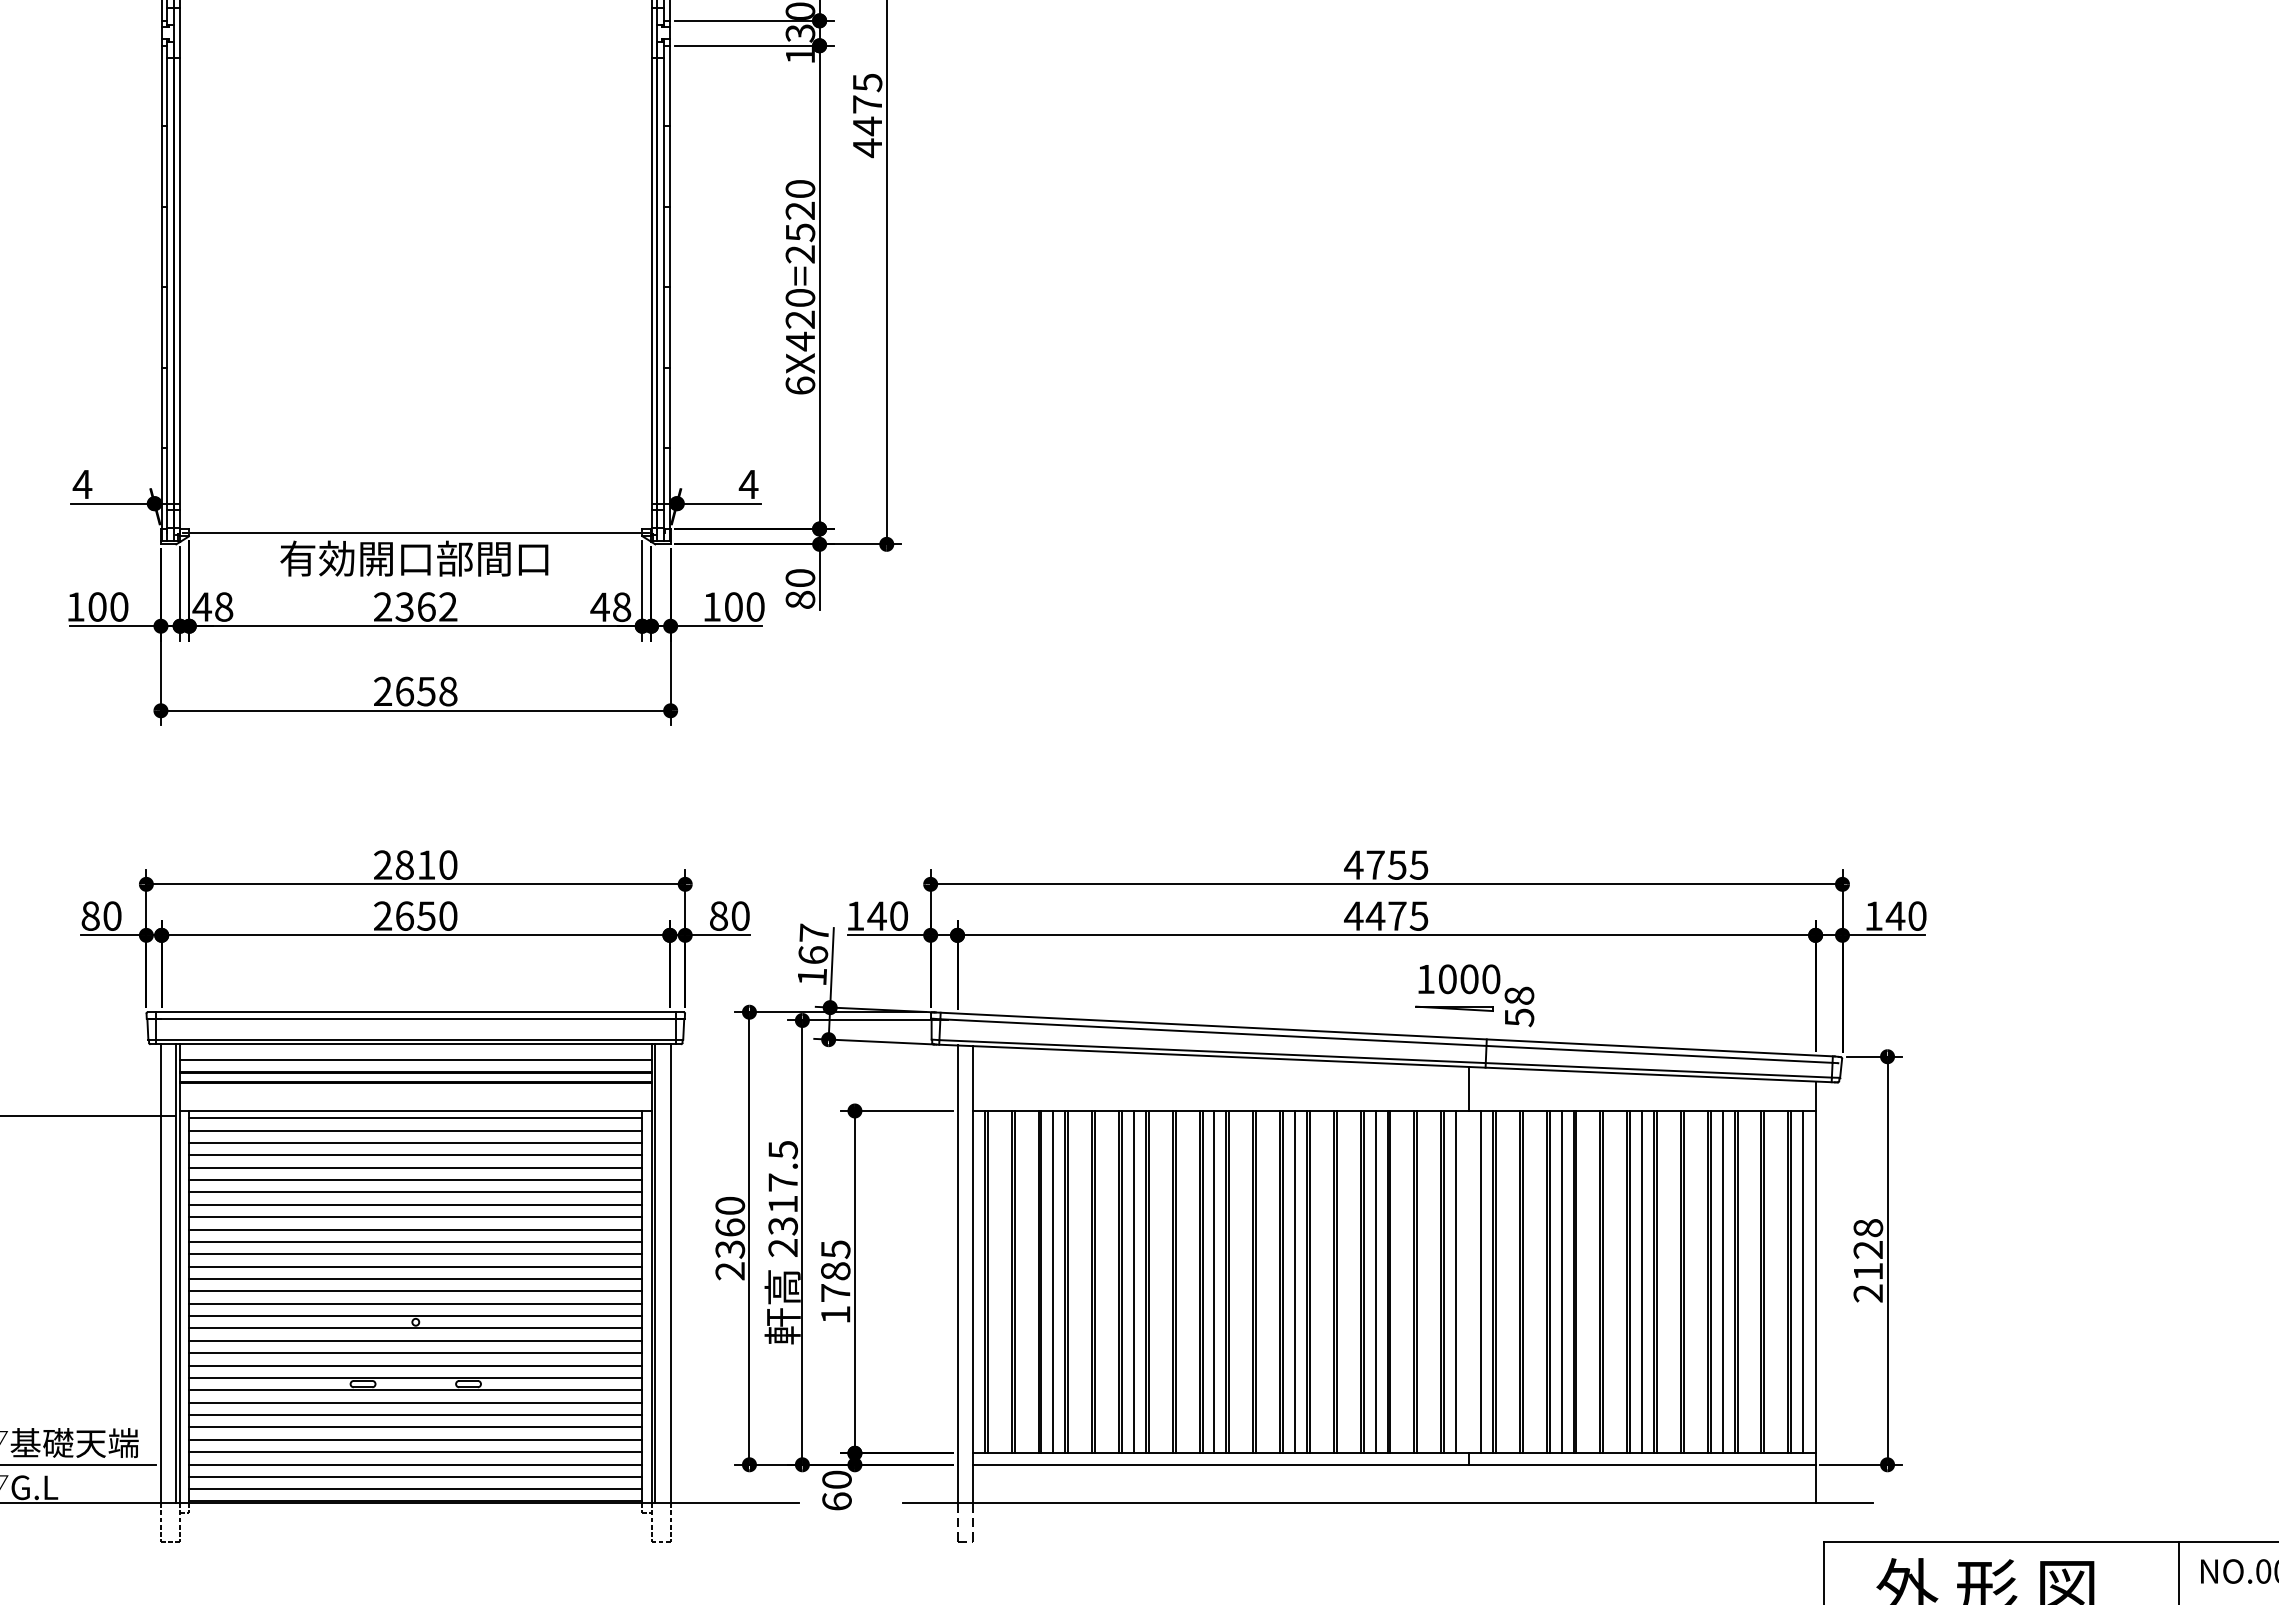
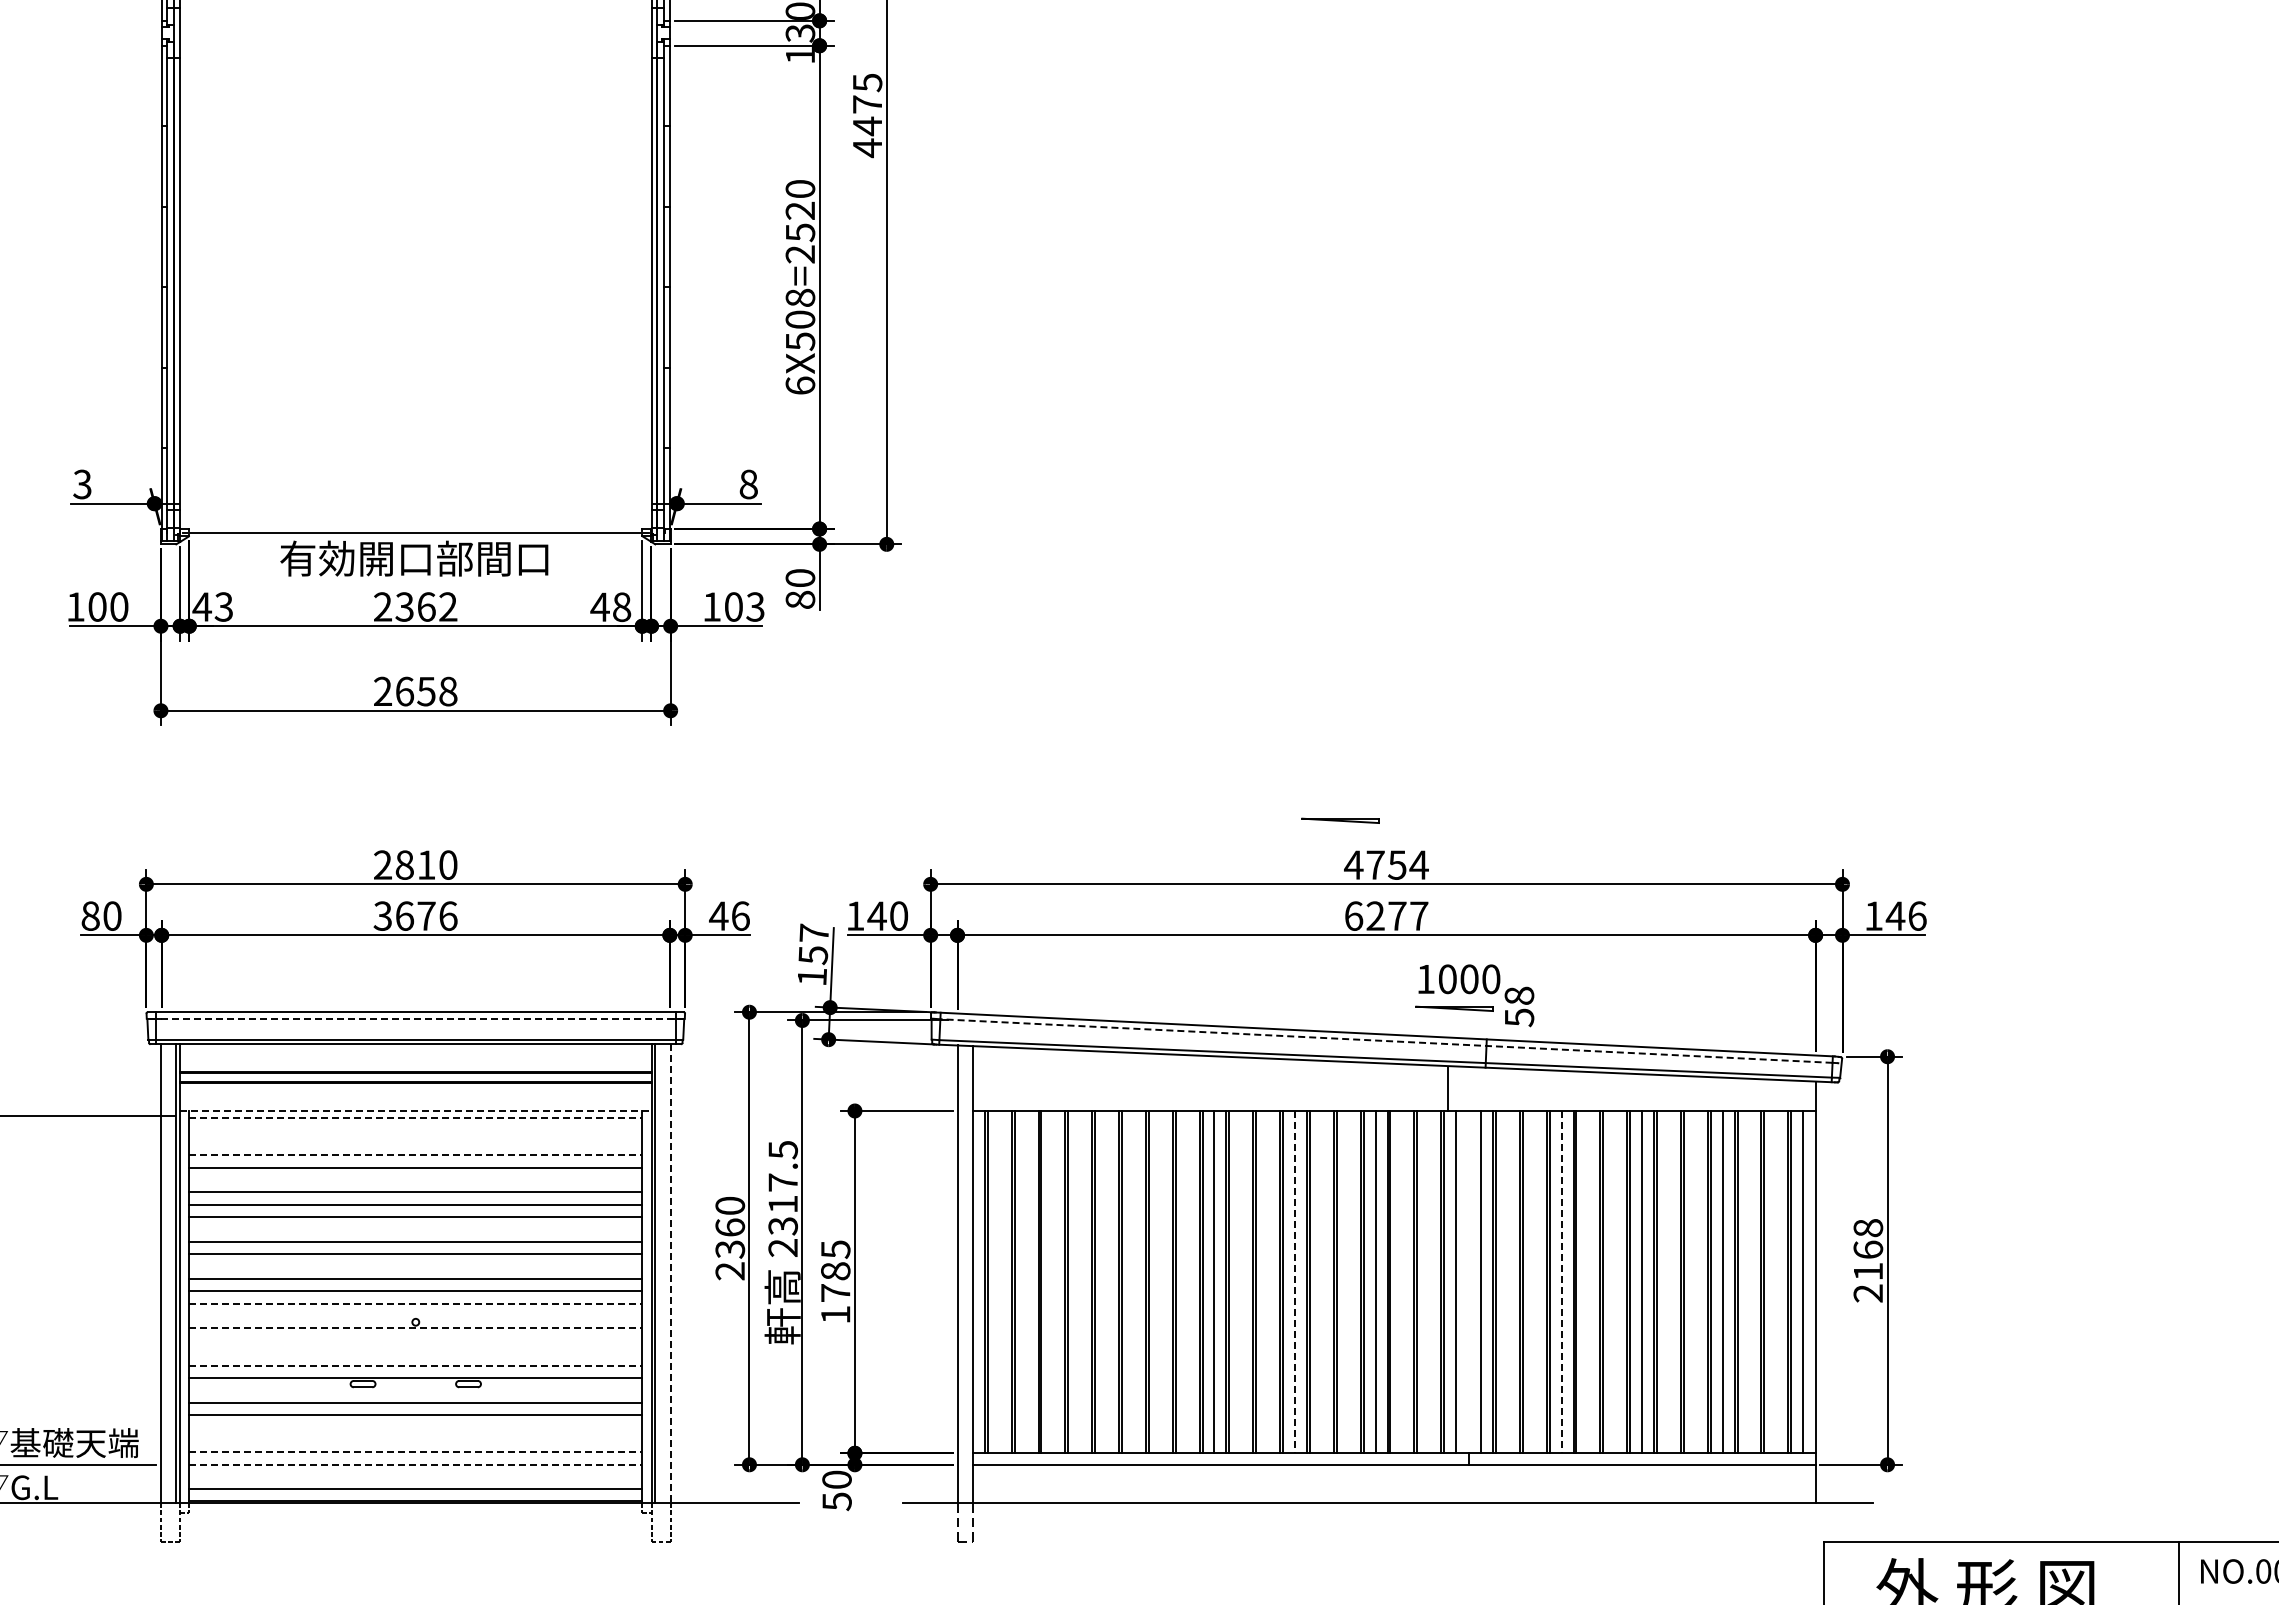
text: 6X420=2520 -> 6X508=2520 (800, 319)
text: 4 -> 3 (82, 484)
text: 4 -> 8 (748, 484)
text: 48 -> 43 (223, 606)
text: 100 -> 103 (755, 606)
part: none -> present (1340, 820)
text: 4755 -> 4754 (1418, 864)
text: 2650 -> 3676 (415, 915)
text: 80 -> 46 (729, 915)
text: 4475 -> 6277 (1386, 915)
text: 140 -> 146 (1917, 915)
text: 167 -> 157 (813, 955)
line: solid -> dashed (415, 1018)
line: solid -> dashed (1386, 1041)
line: present -> none (415, 1059)
line position: (1468, 1088) -> (1447, 1088) (1447, 1088)
line: solid -> dashed (415, 1111)
line: solid -> dashed (416, 1118)
line: present -> none (415, 1130)
line: present -> none (415, 1142)
line: solid -> dashed (416, 1155)
line: present -> none (415, 1180)
line: present -> none (415, 1229)
text: 2128 -> 2168 (1868, 1249)
line: present -> none (415, 1266)
line: solid -> dashed (670, 1274)
line: present -> none (1053, 1282)
line: present -> none (1133, 1282)
line: solid -> dashed (1295, 1282)
line: solid -> dashed (1561, 1282)
line: solid -> dashed (416, 1303)
line: present -> none (415, 1316)
line: solid -> dashed (416, 1328)
line: present -> none (415, 1340)
line: present -> none (415, 1353)
line: solid -> dashed (416, 1365)
line: present -> none (415, 1390)
line: present -> none (415, 1427)
line: present -> none (415, 1439)
line: solid -> dashed (416, 1452)
line: solid -> dashed (416, 1464)
line: present -> none (415, 1476)
text: 60 -> 50 (836, 1501)
